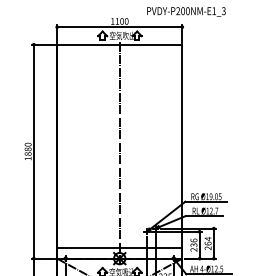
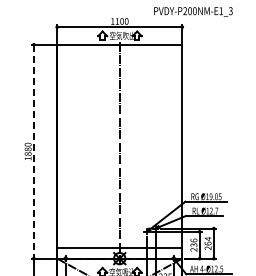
text position: (186, 11) -> (193, 11) (193, 11)
line: solid -> dashed (33, 151)
